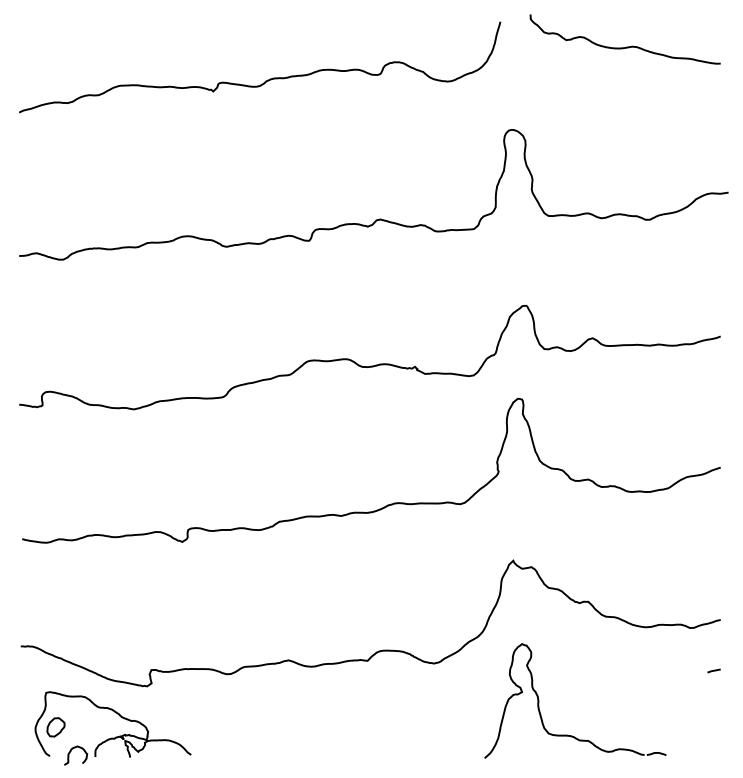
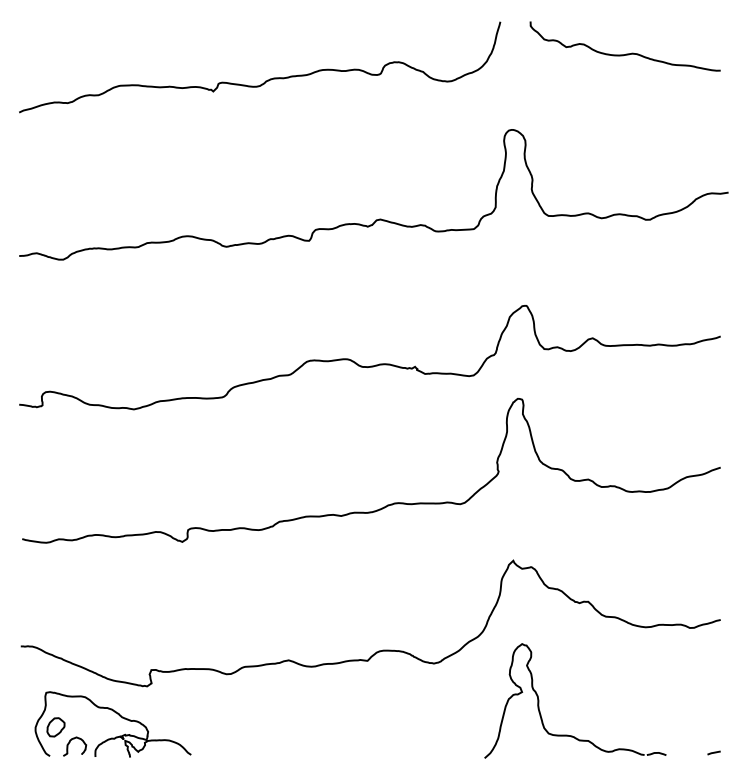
curve position: (626, 46) -> (626, 53) (626, 53)
line position: (713, 670) -> (713, 752) (713, 752)
curve position: (70, 753) -> (69, 744) (69, 744)
